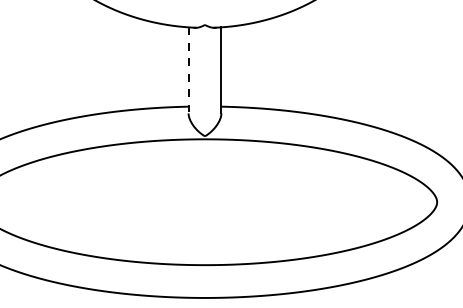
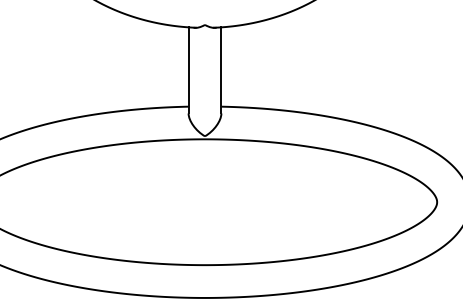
line: dashed -> solid (188, 70)
